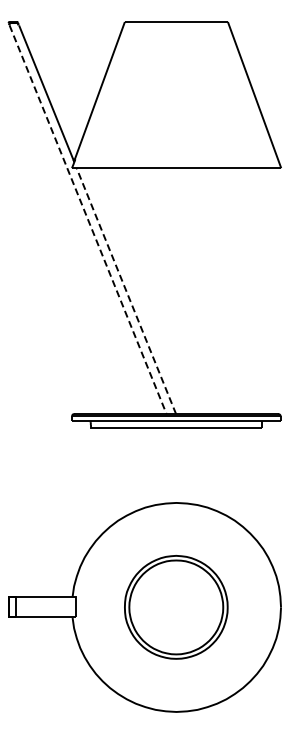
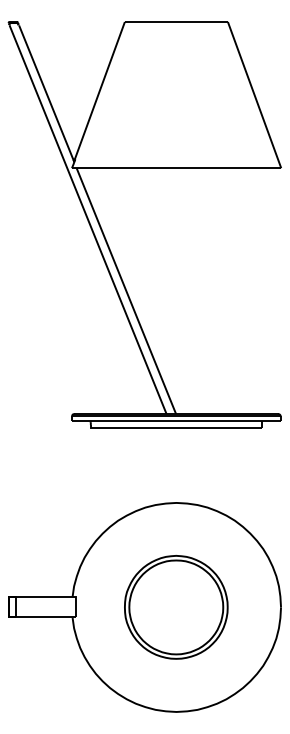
line: dashed -> solid (88, 219)
line: dashed -> solid (126, 291)
